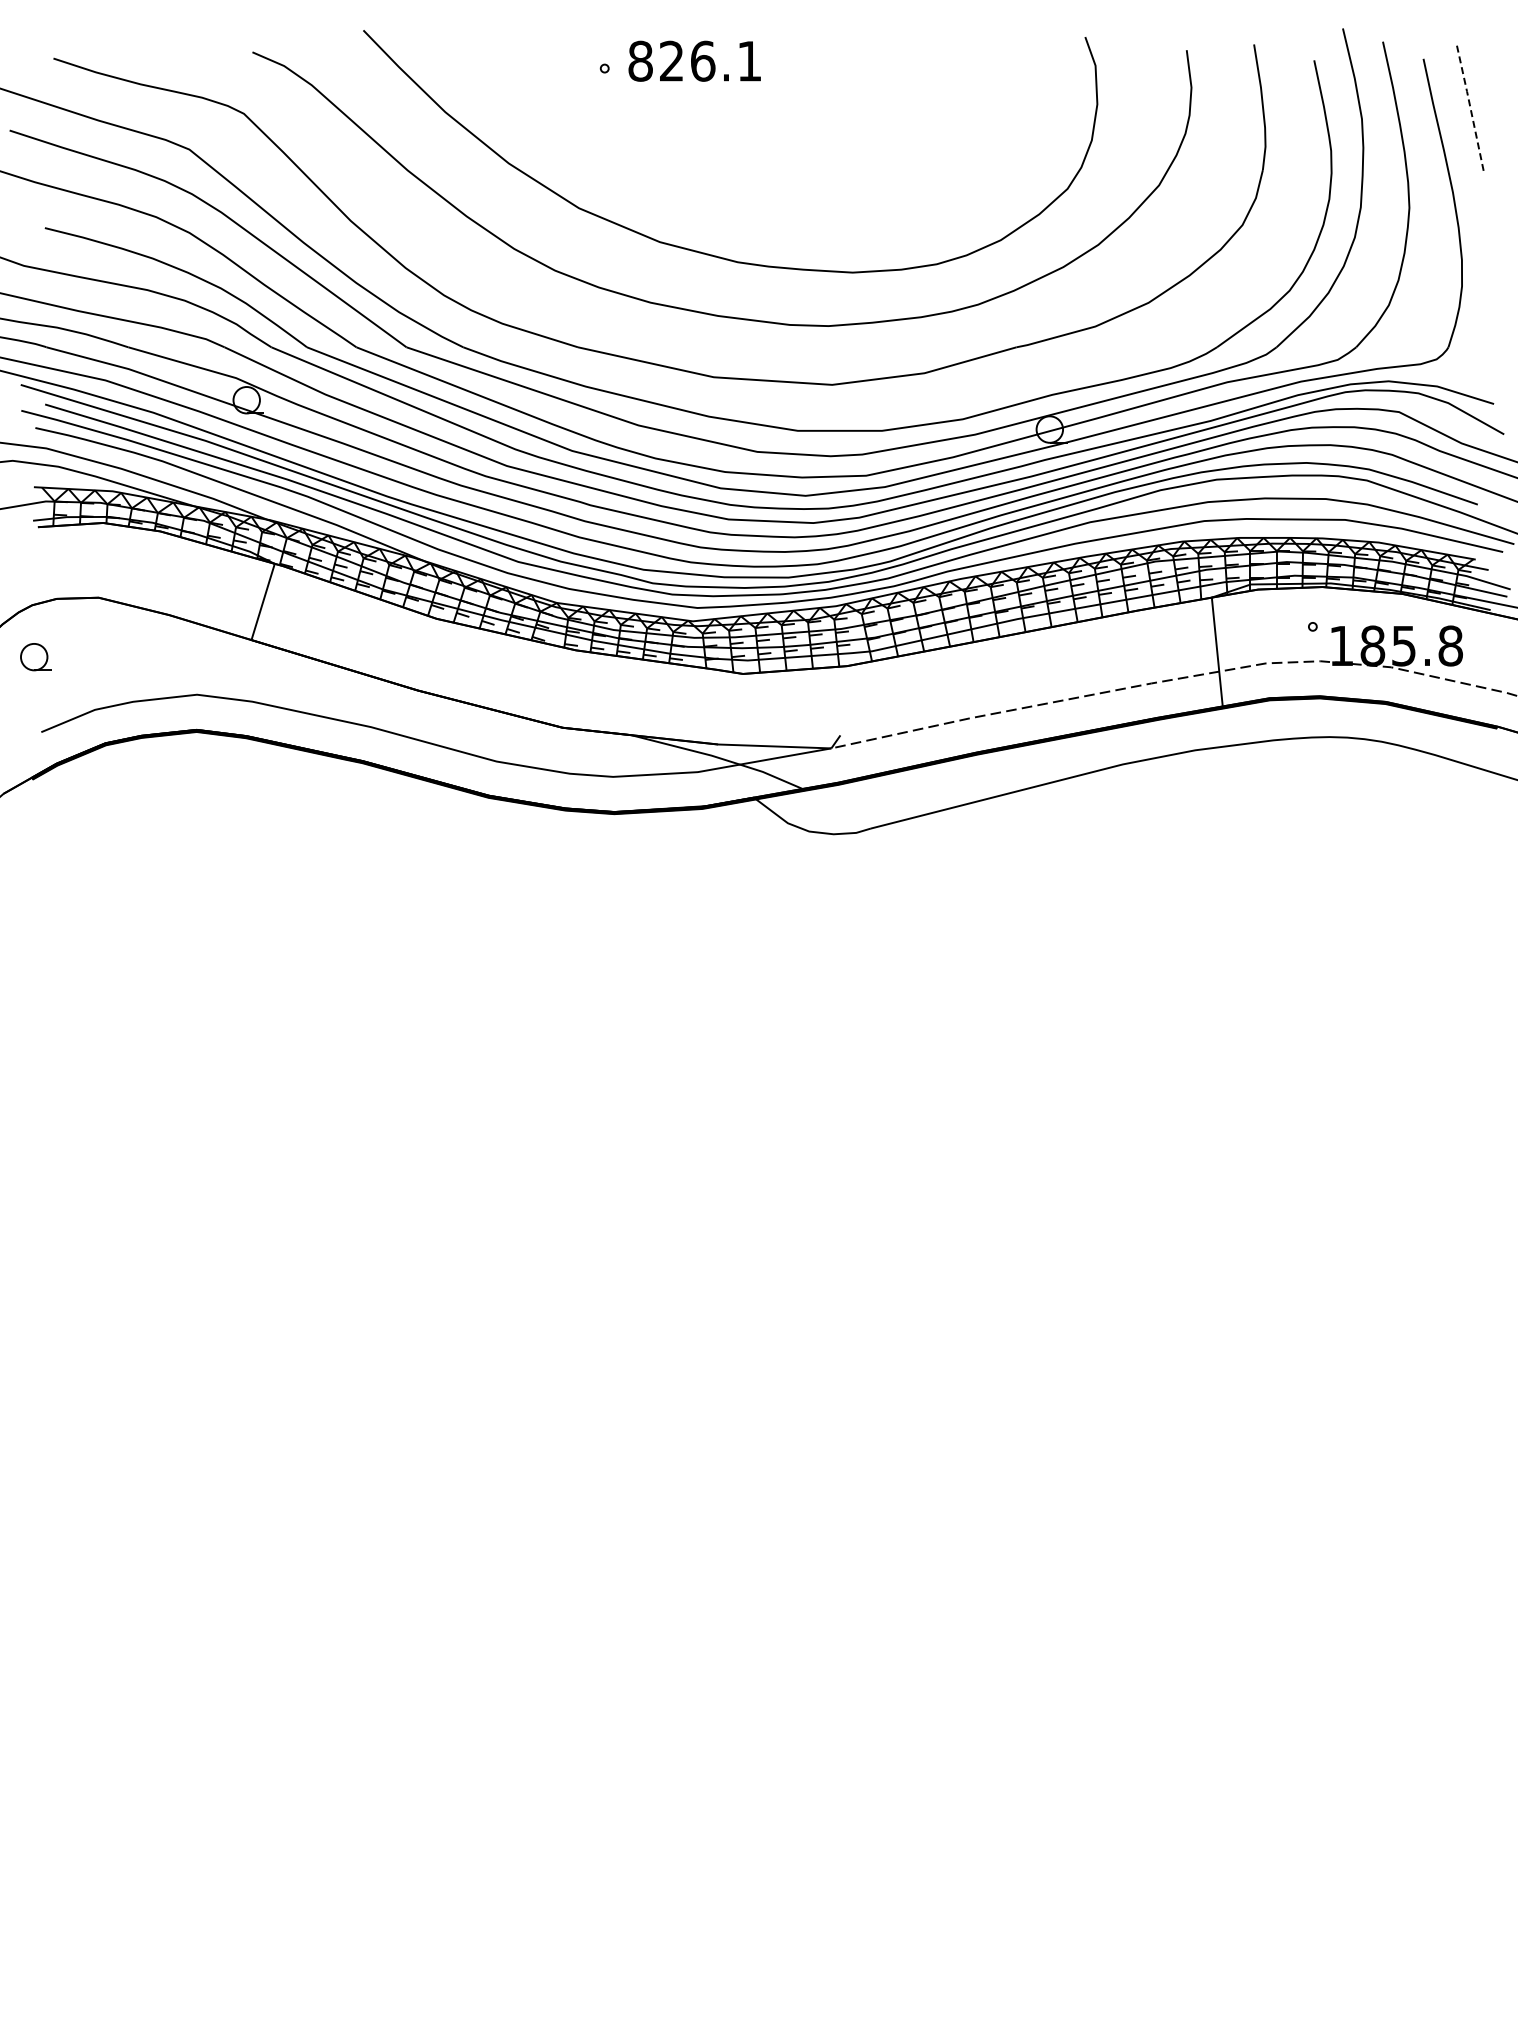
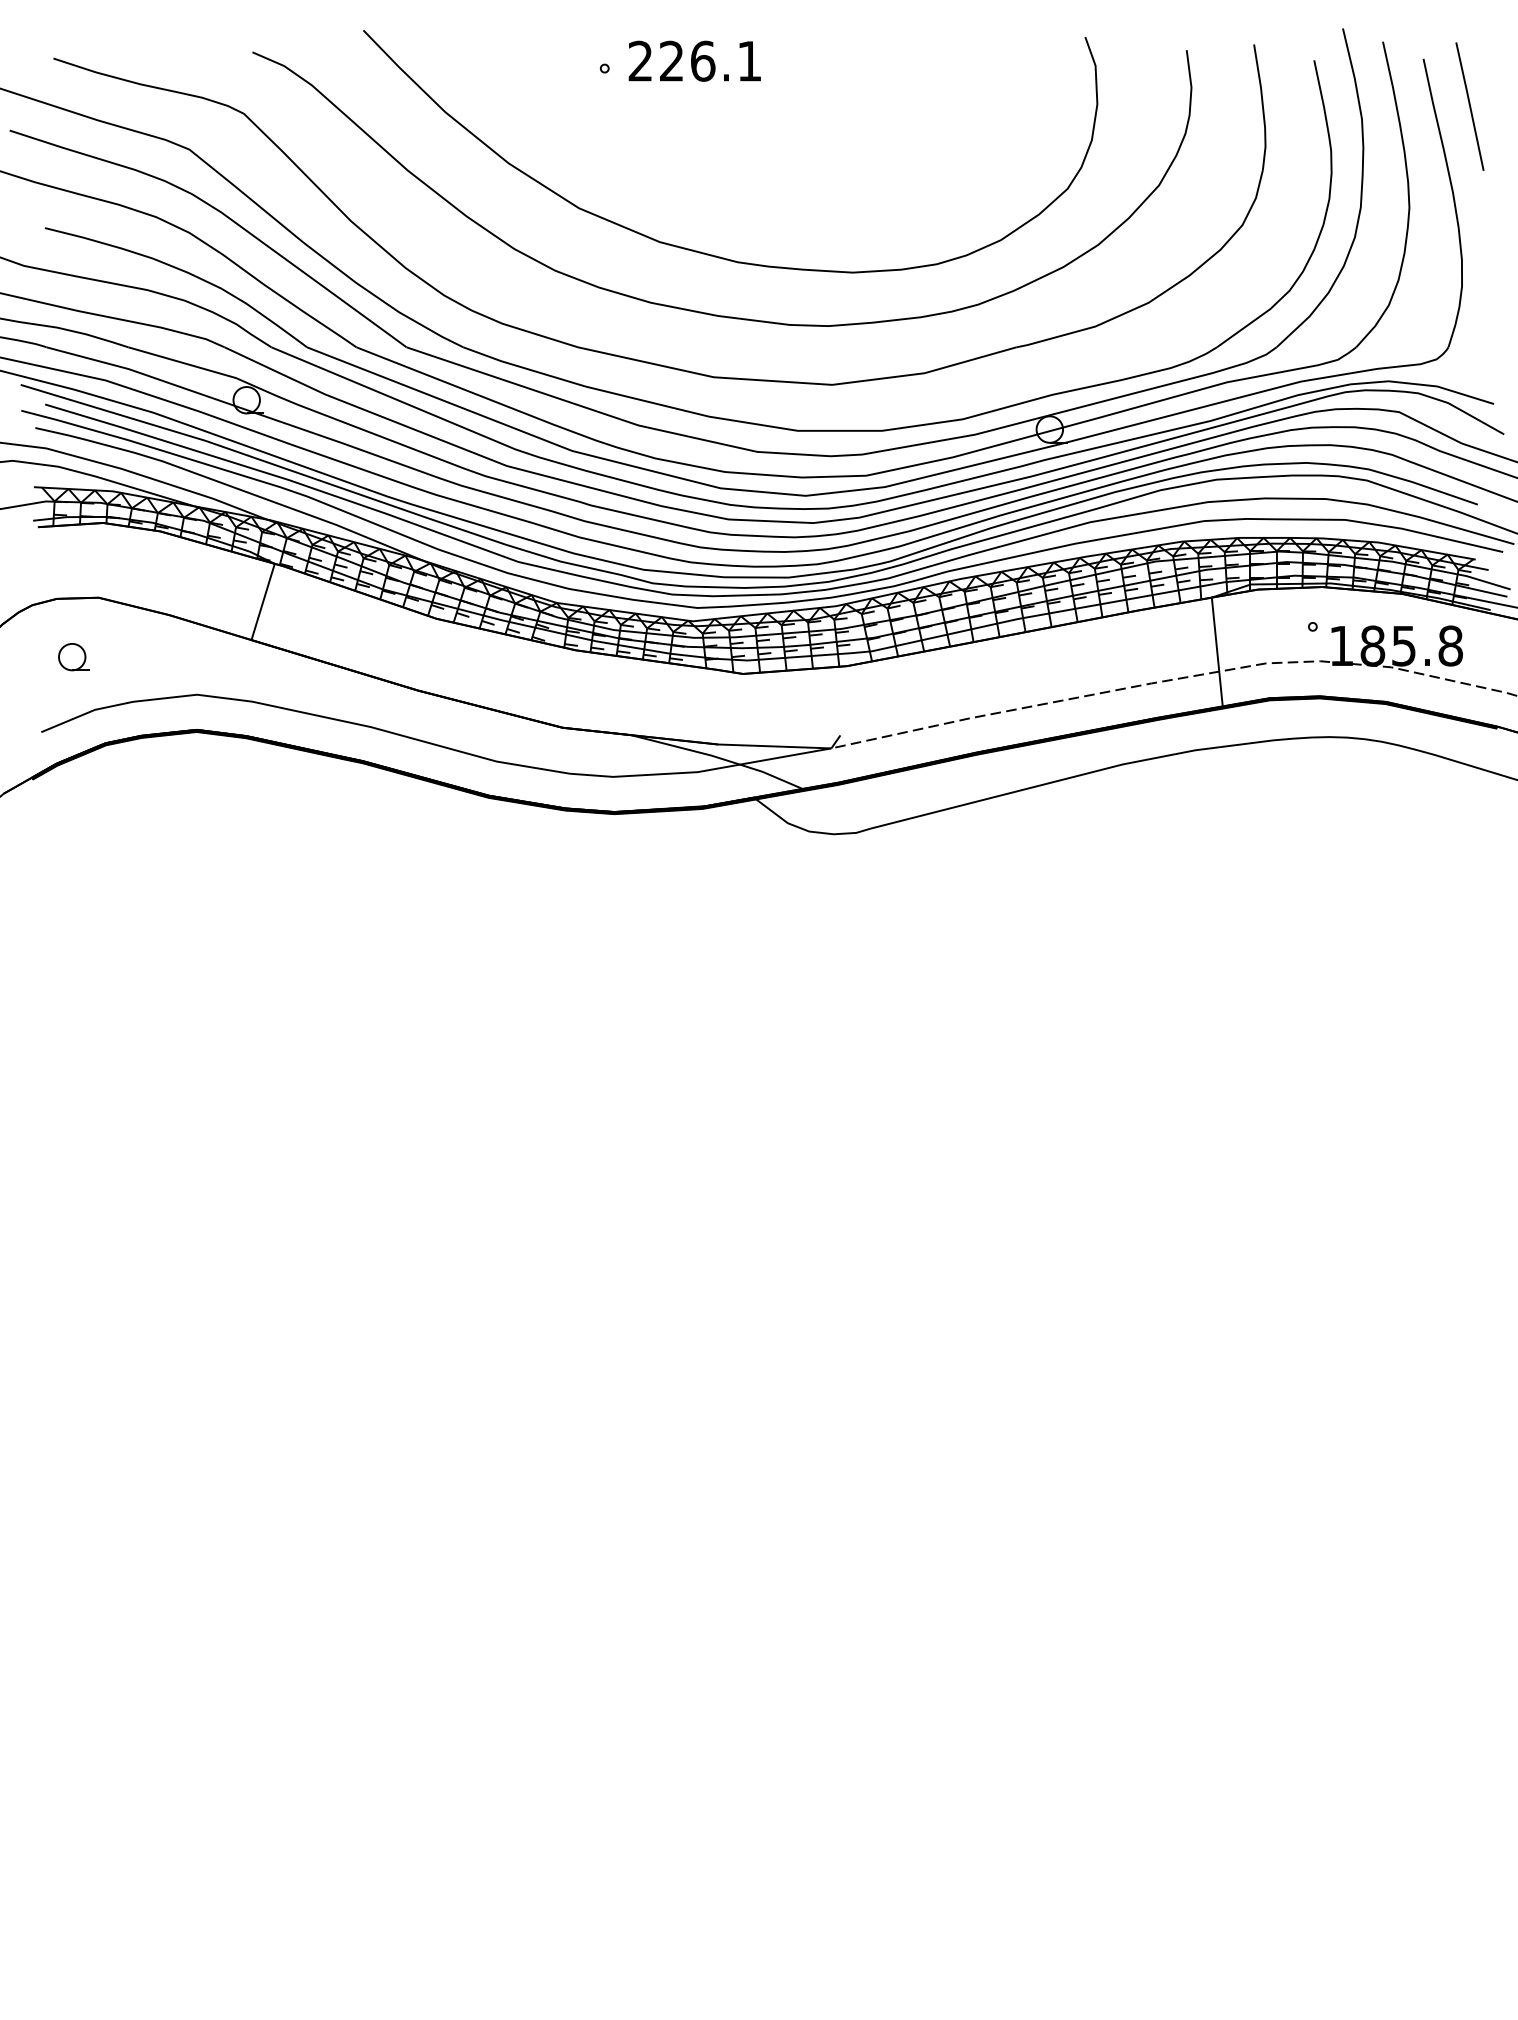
text: 826.1 -> 226.1 (640, 60)
line: dashed -> solid (1470, 106)
part position: (35, 657) -> (73, 657) (73, 657)
